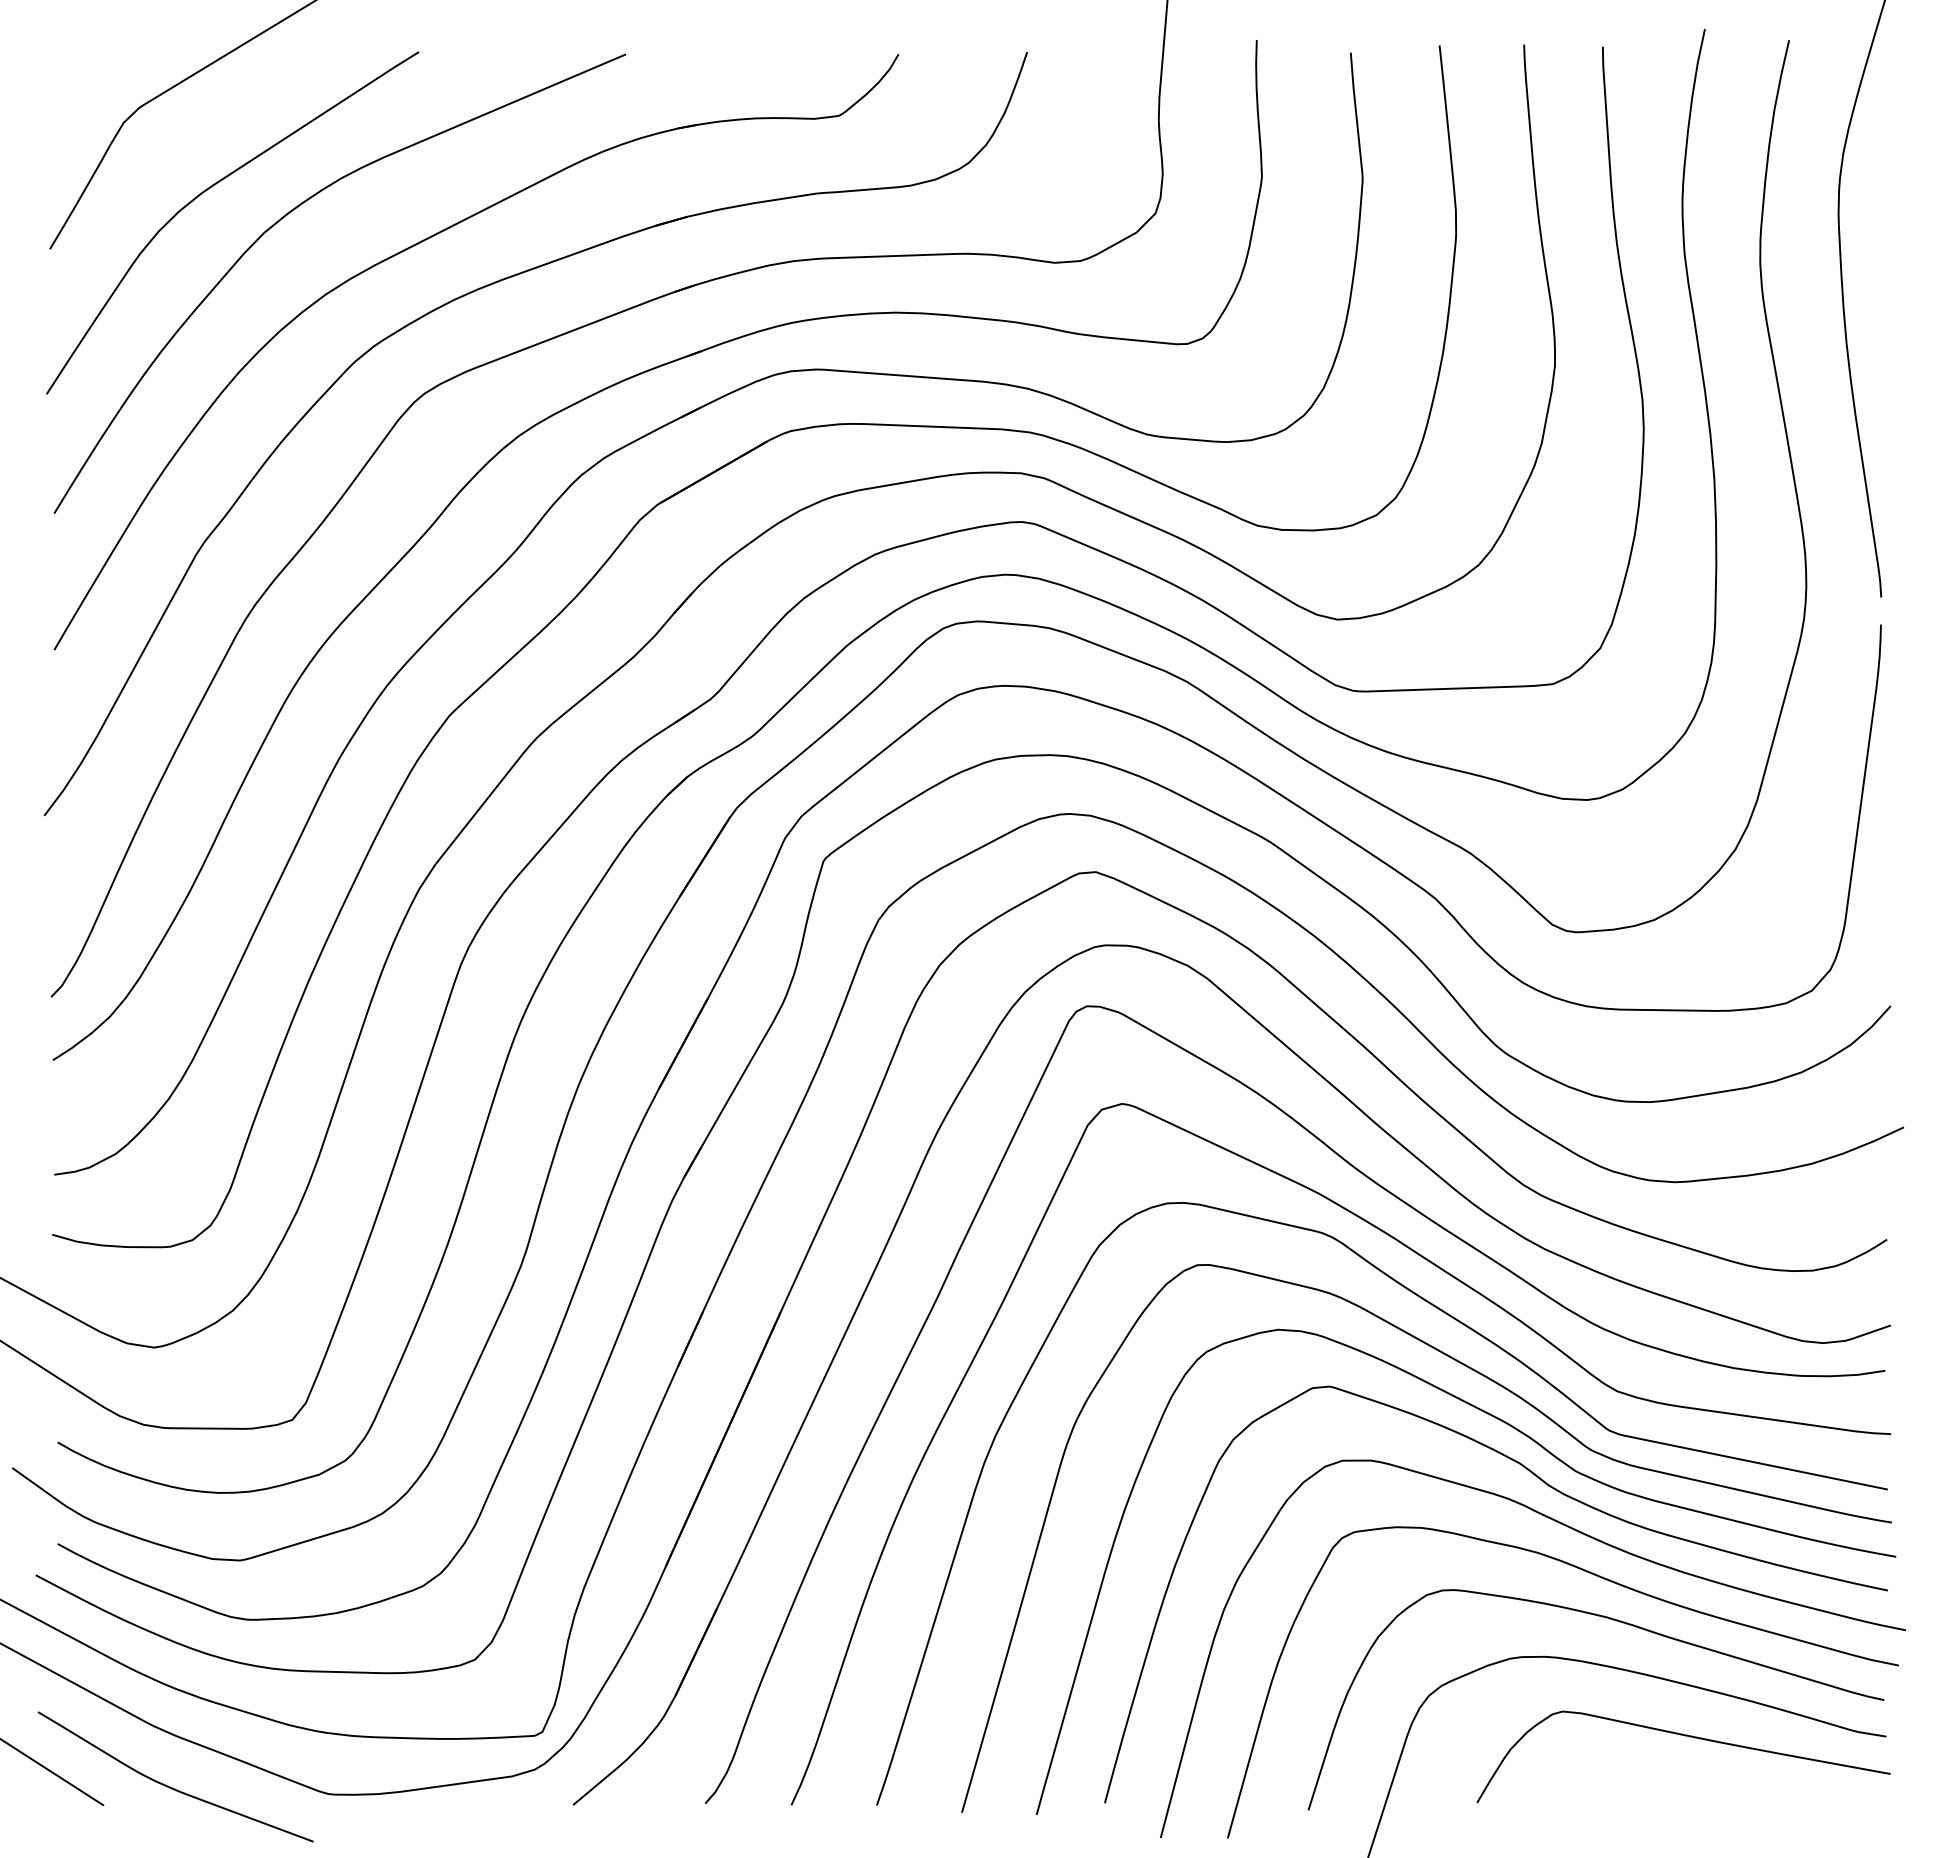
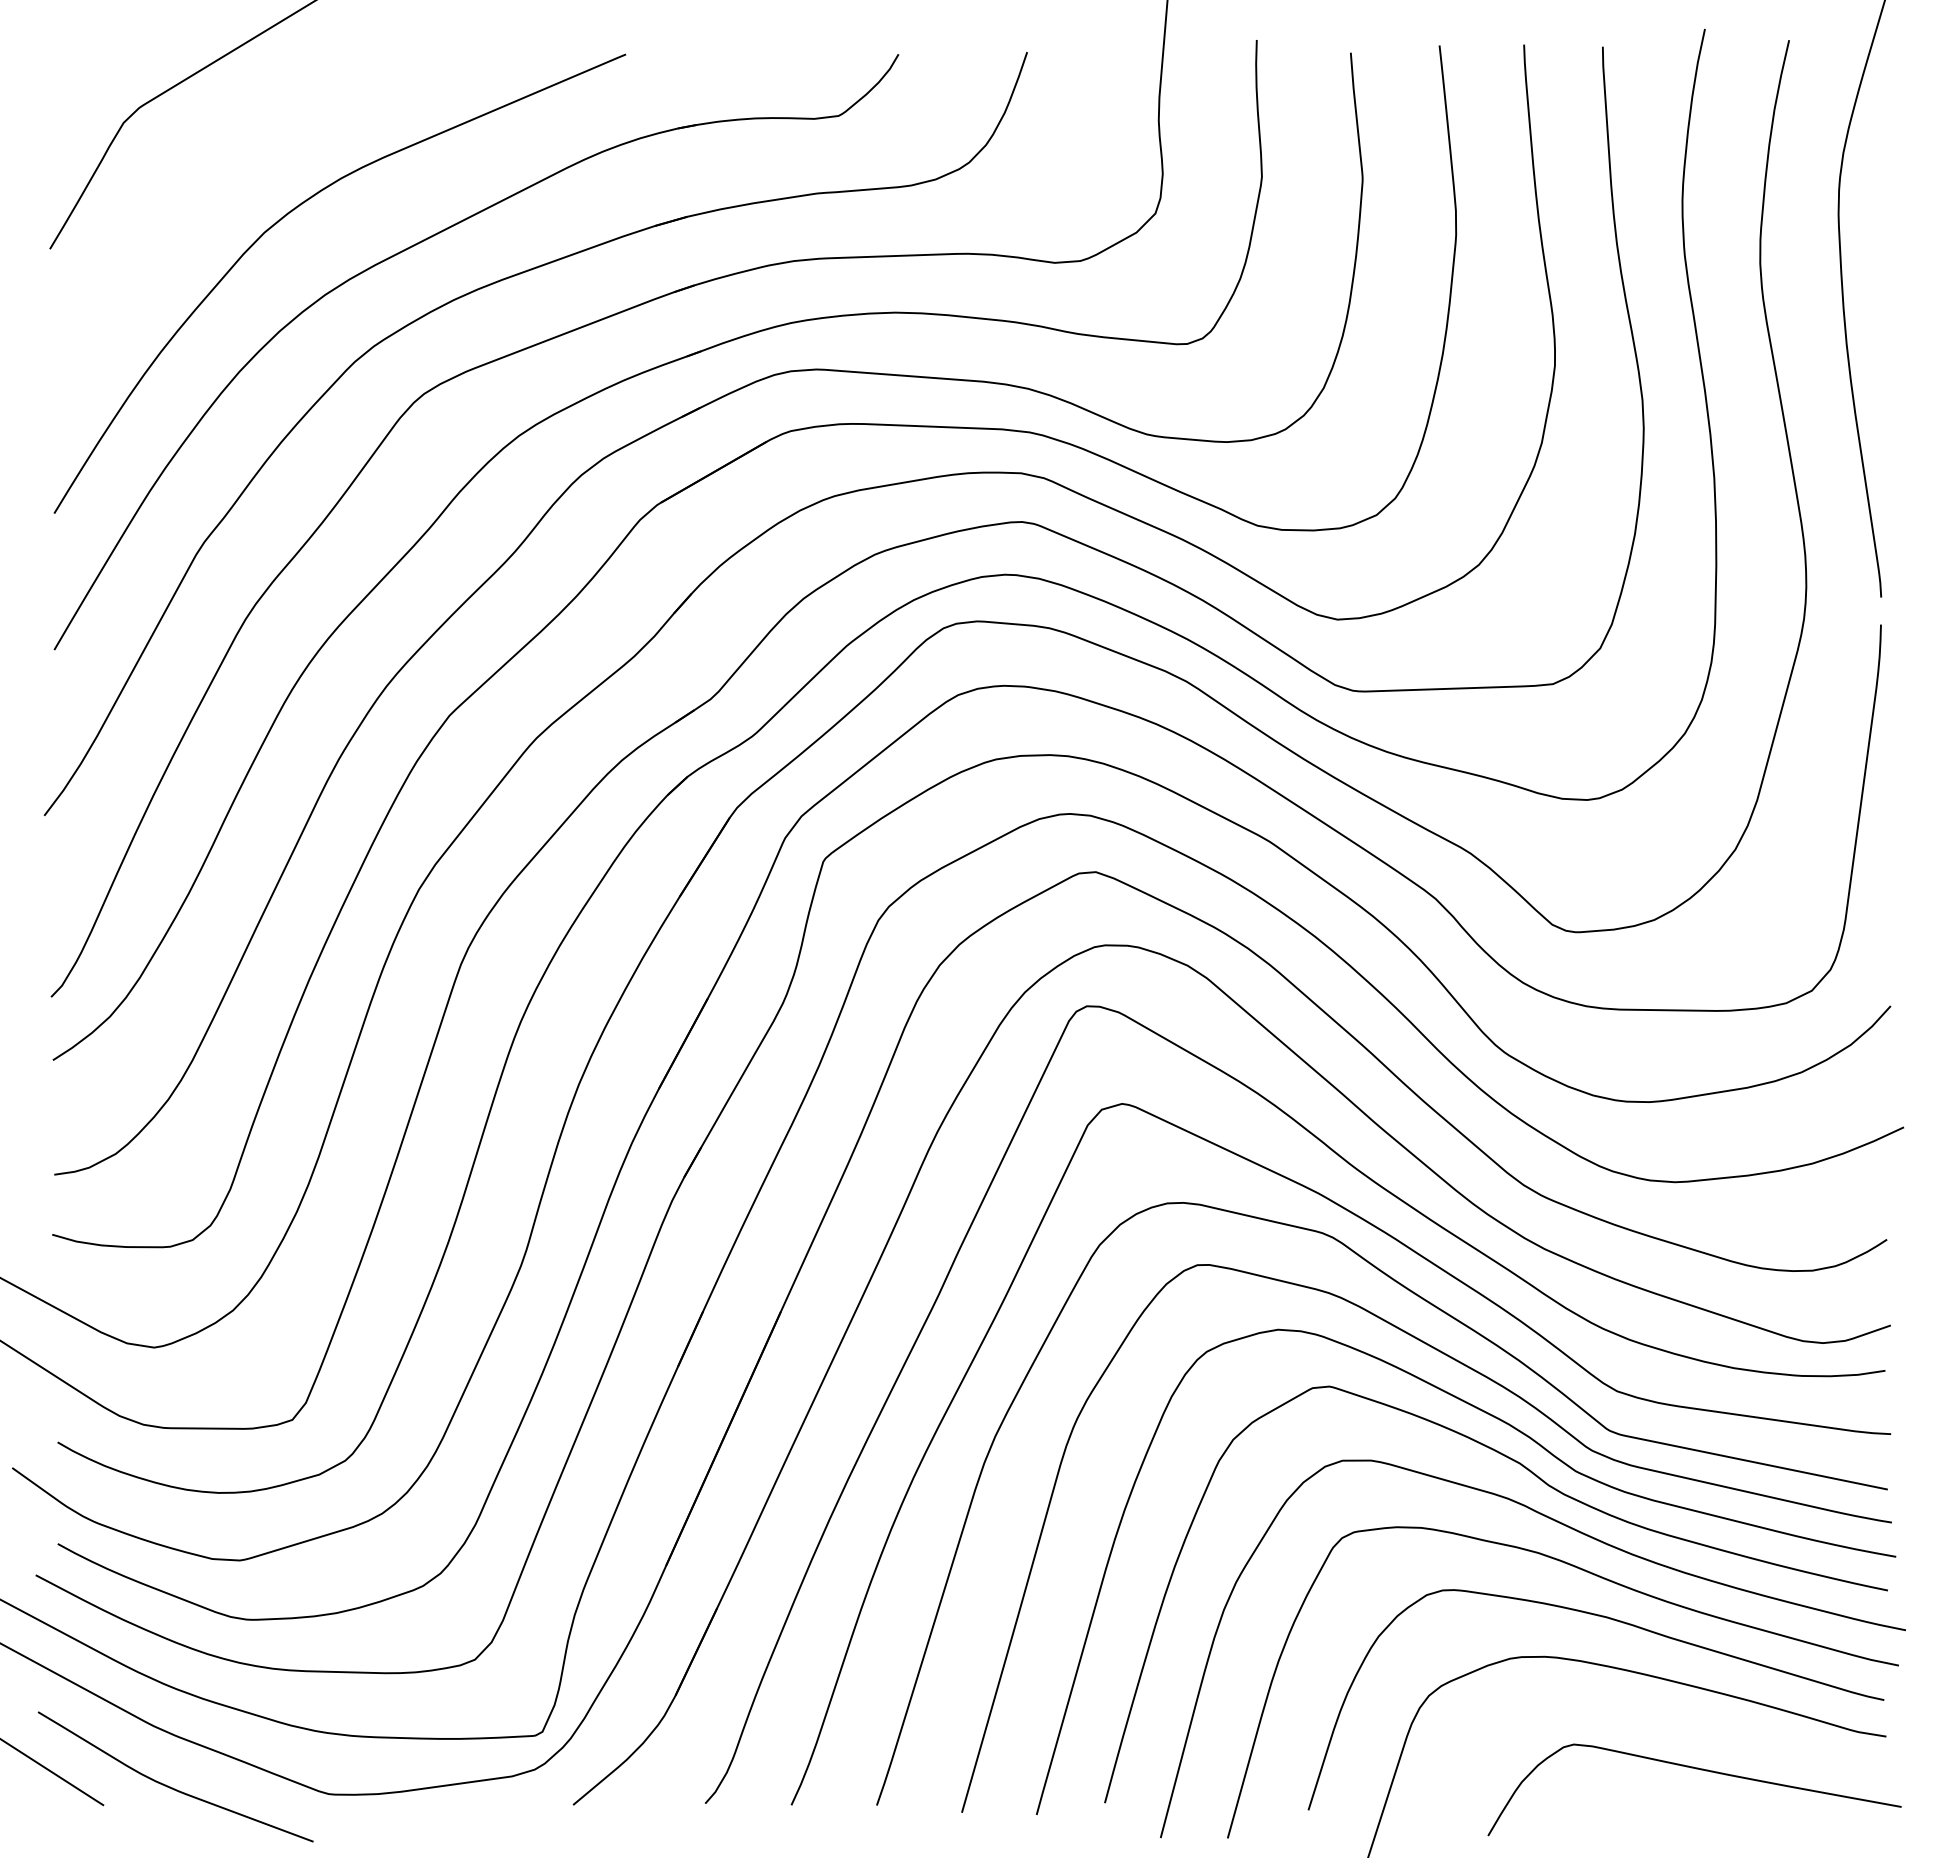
curve: present -> none (209, 189)
curve position: (1689, 1737) -> (1700, 1770) (1700, 1770)
